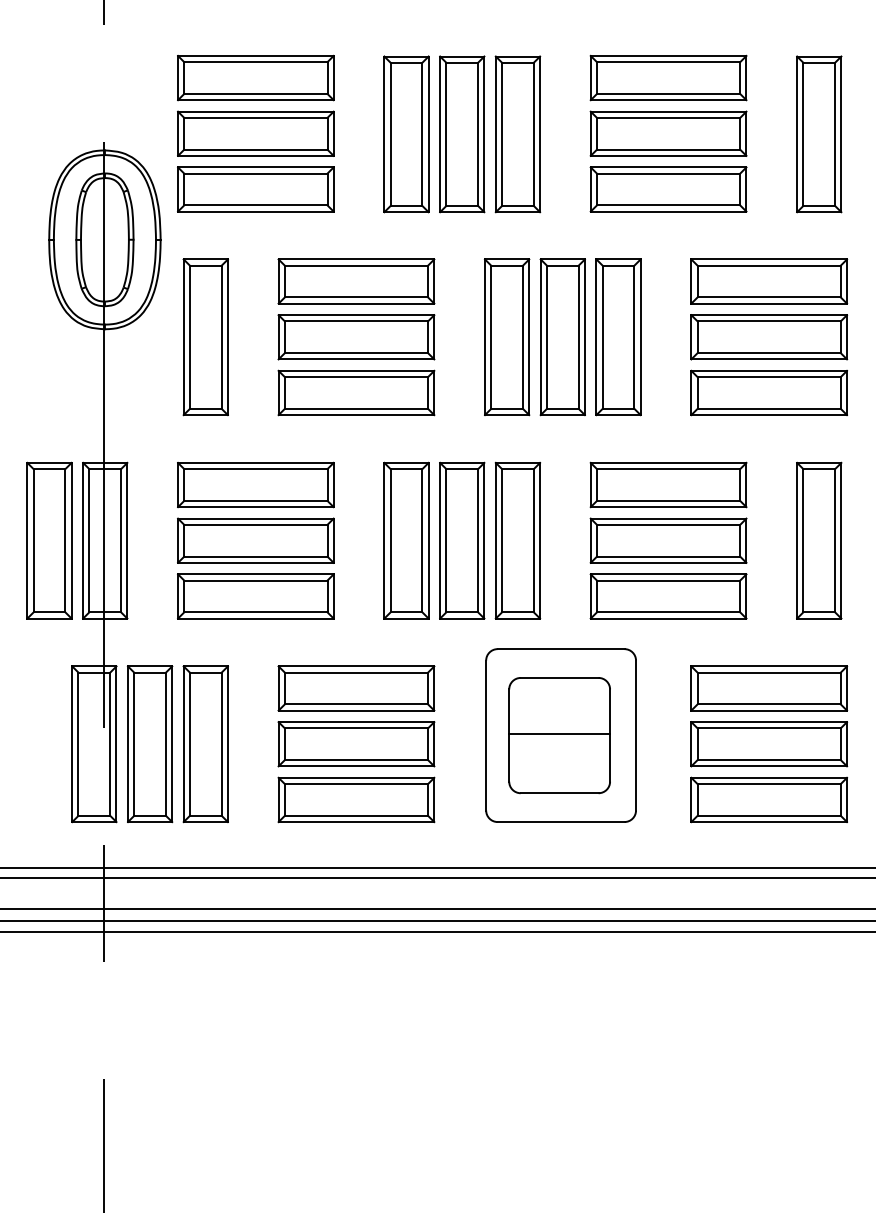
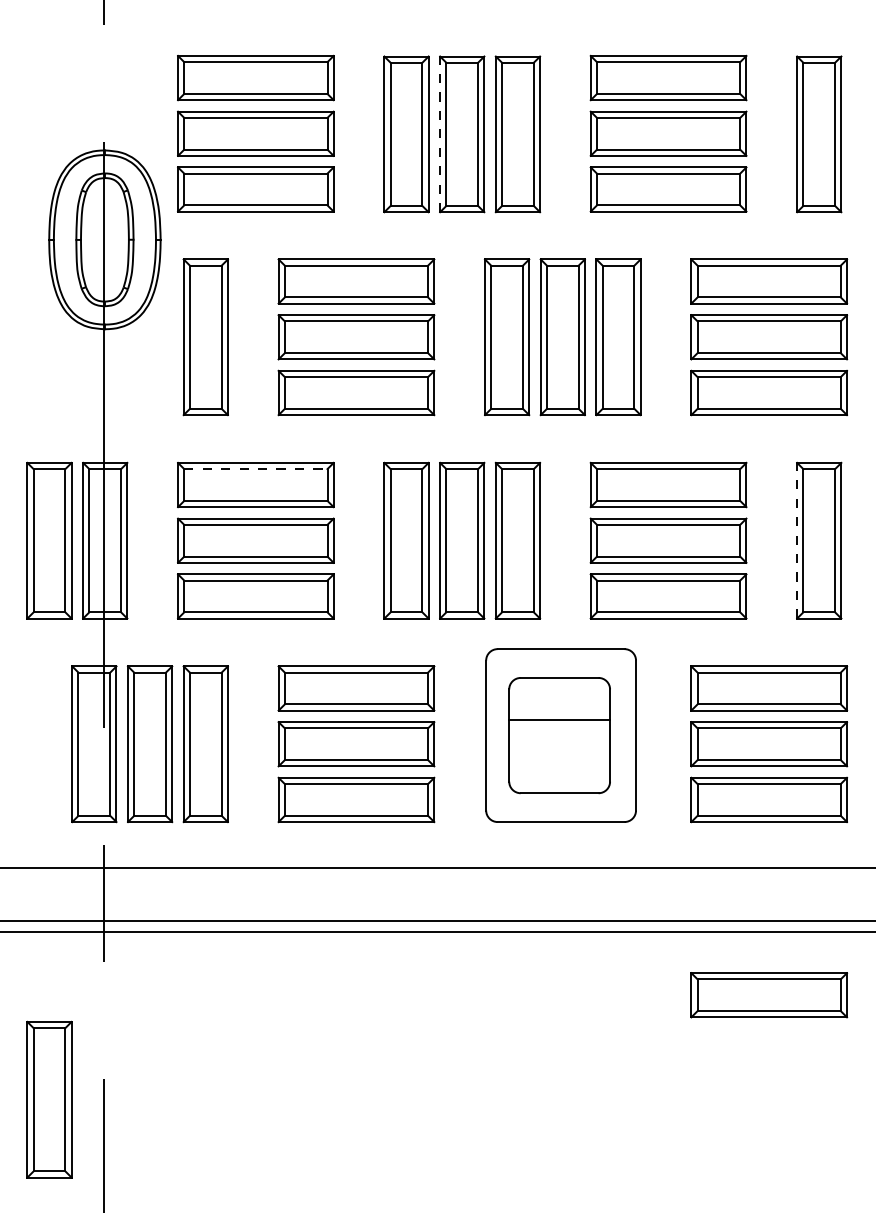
line: solid -> dashed (440, 134)
line: solid -> dashed (255, 469)
line: solid -> dashed (797, 540)
line position: (559, 733) -> (559, 719) (559, 719)
line: present -> none (437, 878)
line: present -> none (437, 909)
part: none -> present (769, 995)
part: none -> present (49, 1099)
